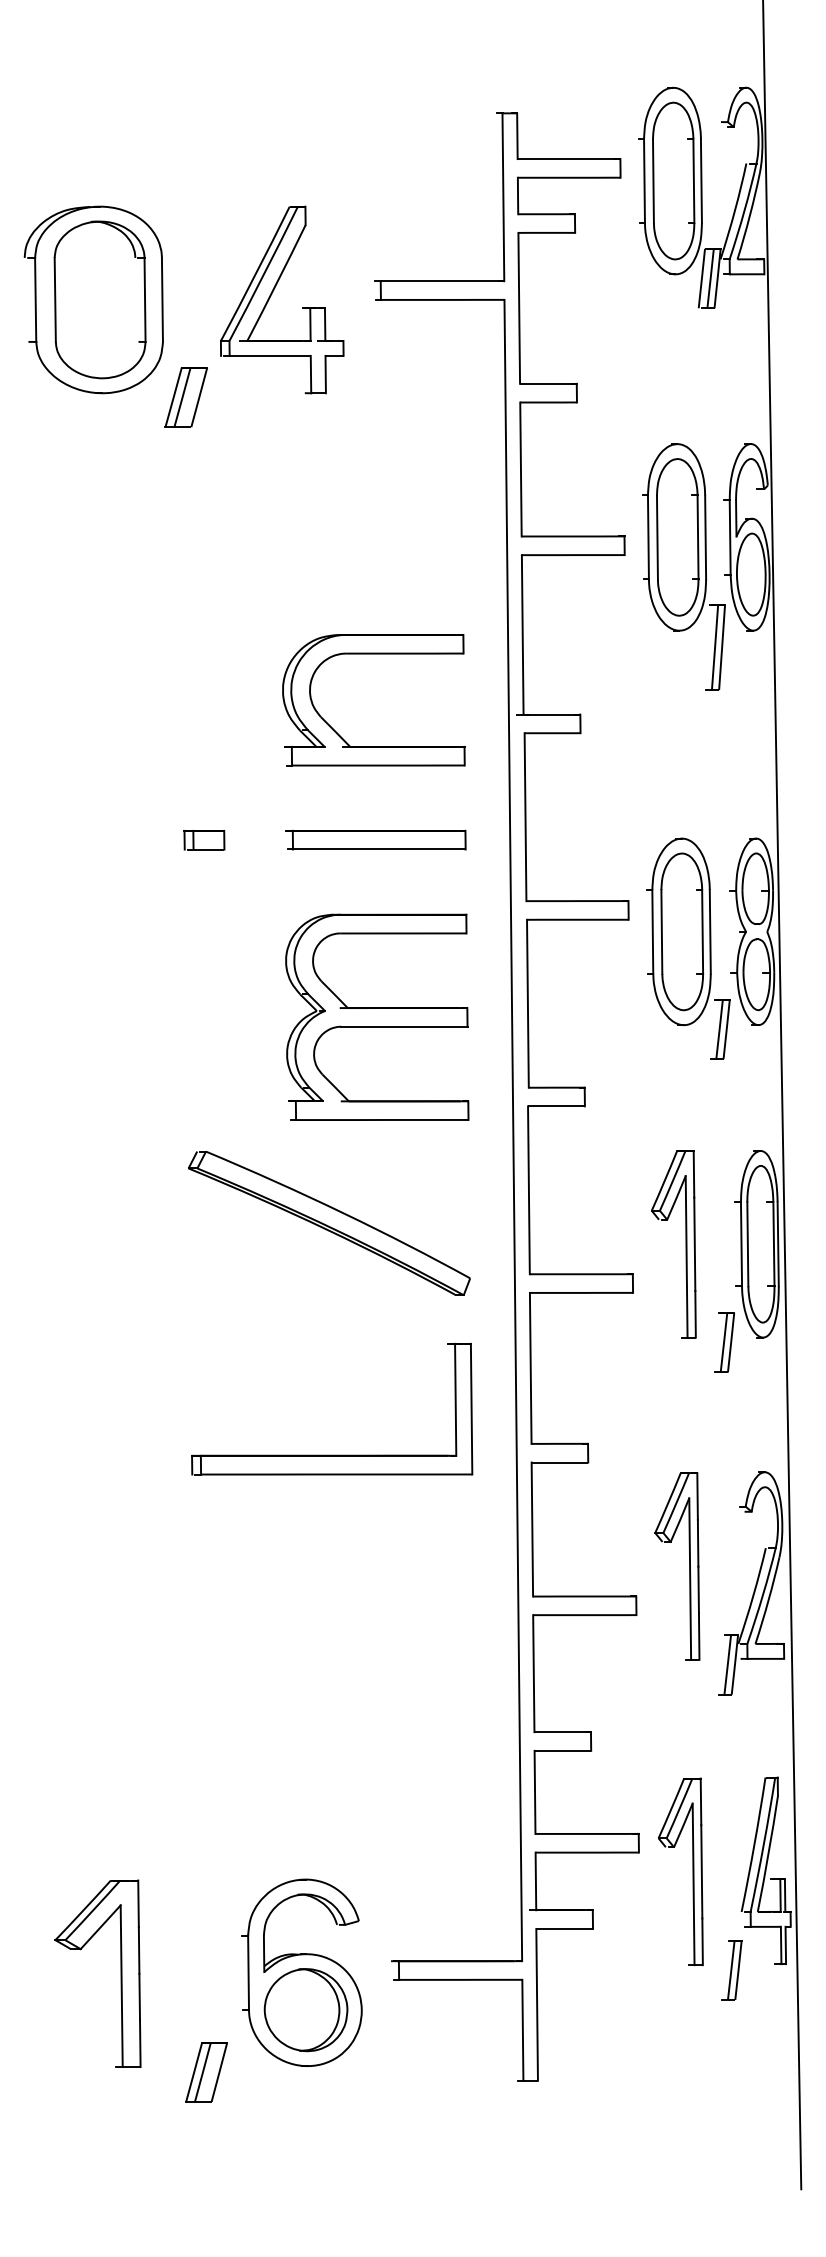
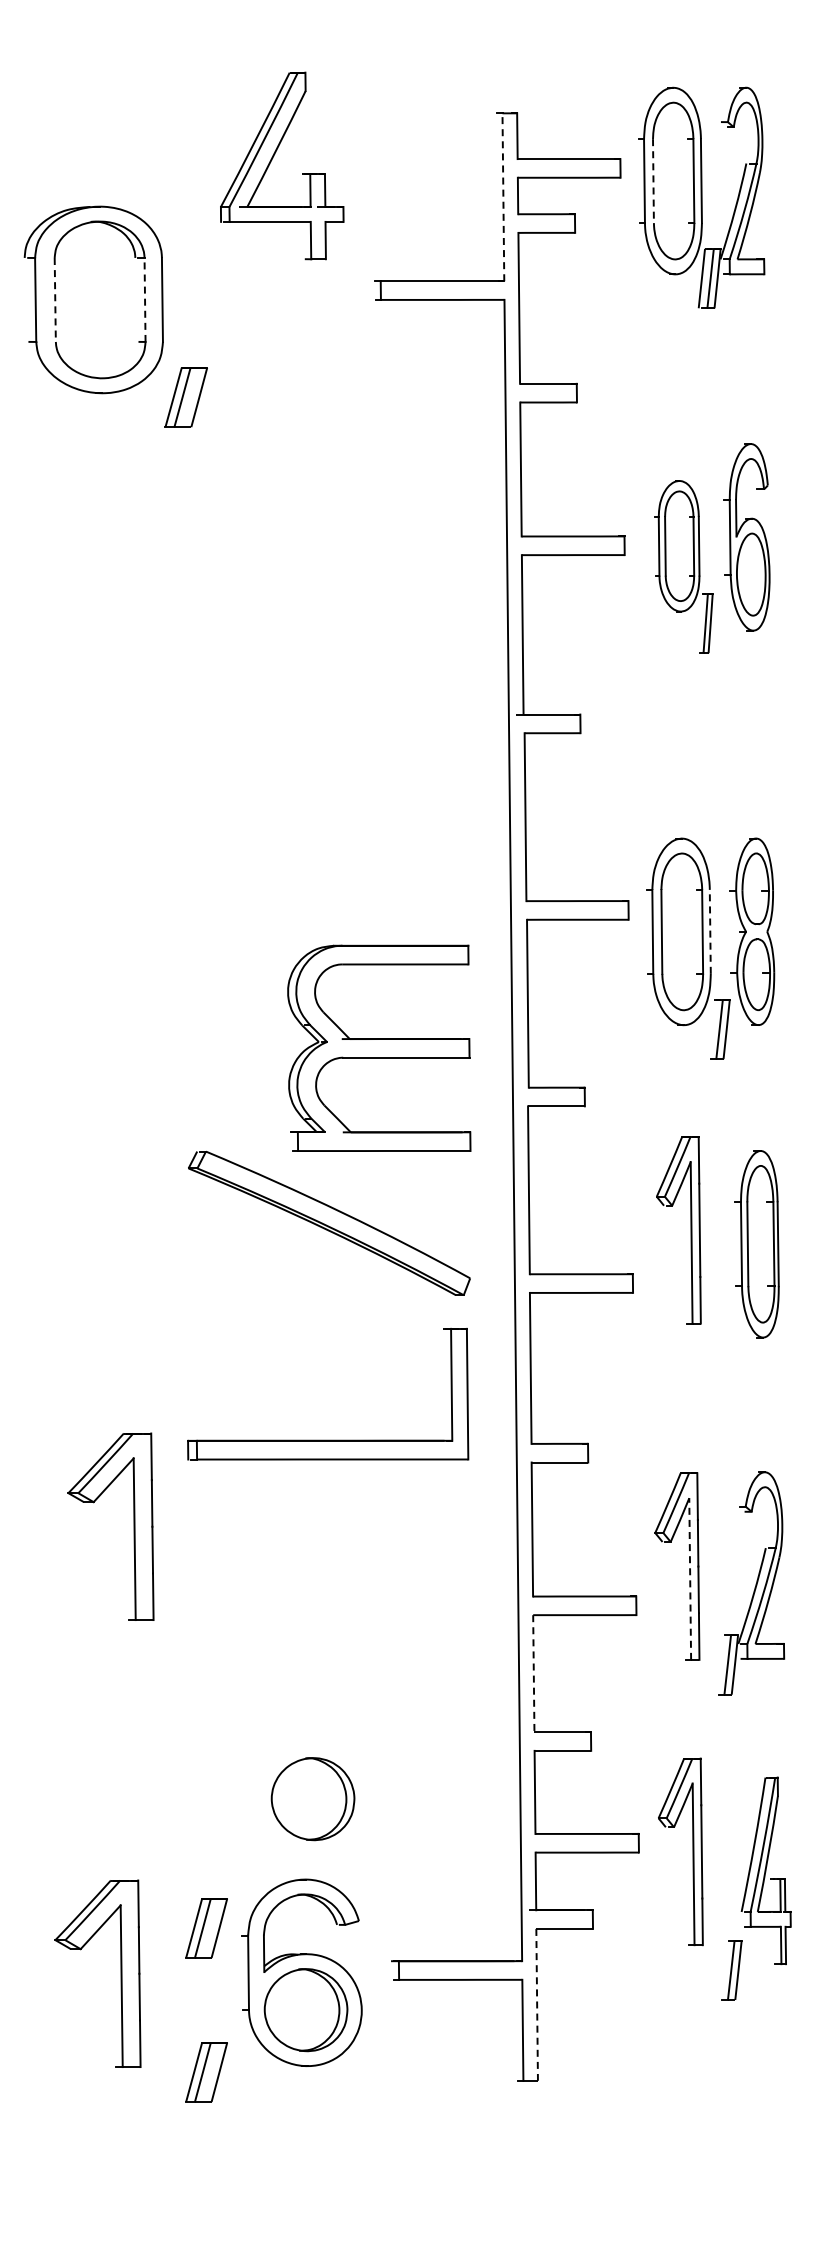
line: solid -> dashed (653, 181)
line: solid -> dashed (503, 197)
part position: (272, 294) -> (272, 160) (272, 160)
line: solid -> dashed (55, 299)
line: solid -> dashed (145, 299)
part size: 84x248 px -> 60x174 px (683, 566)
part: present -> none (373, 654)
part: present -> none (375, 839)
part: present -> none (204, 840)
line: solid -> dashed (710, 931)
part position: (377, 1016) -> (379, 1047) (379, 1047)
line: present -> none (782, 1095)
part position: (685, 1244) -> (690, 1230) (690, 1230)
part: present -> none (724, 1342)
part position: (332, 1454) -> (328, 1439) (328, 1439)
part: none -> present (133, 1526)
line: solid -> dashed (690, 1579)
line: solid -> dashed (533, 1673)
part: none -> present (312, 1799)
part position: (692, 1871) -> (692, 1851) (692, 1851)
part: none -> present (206, 1928)
line: solid -> dashed (537, 2004)
